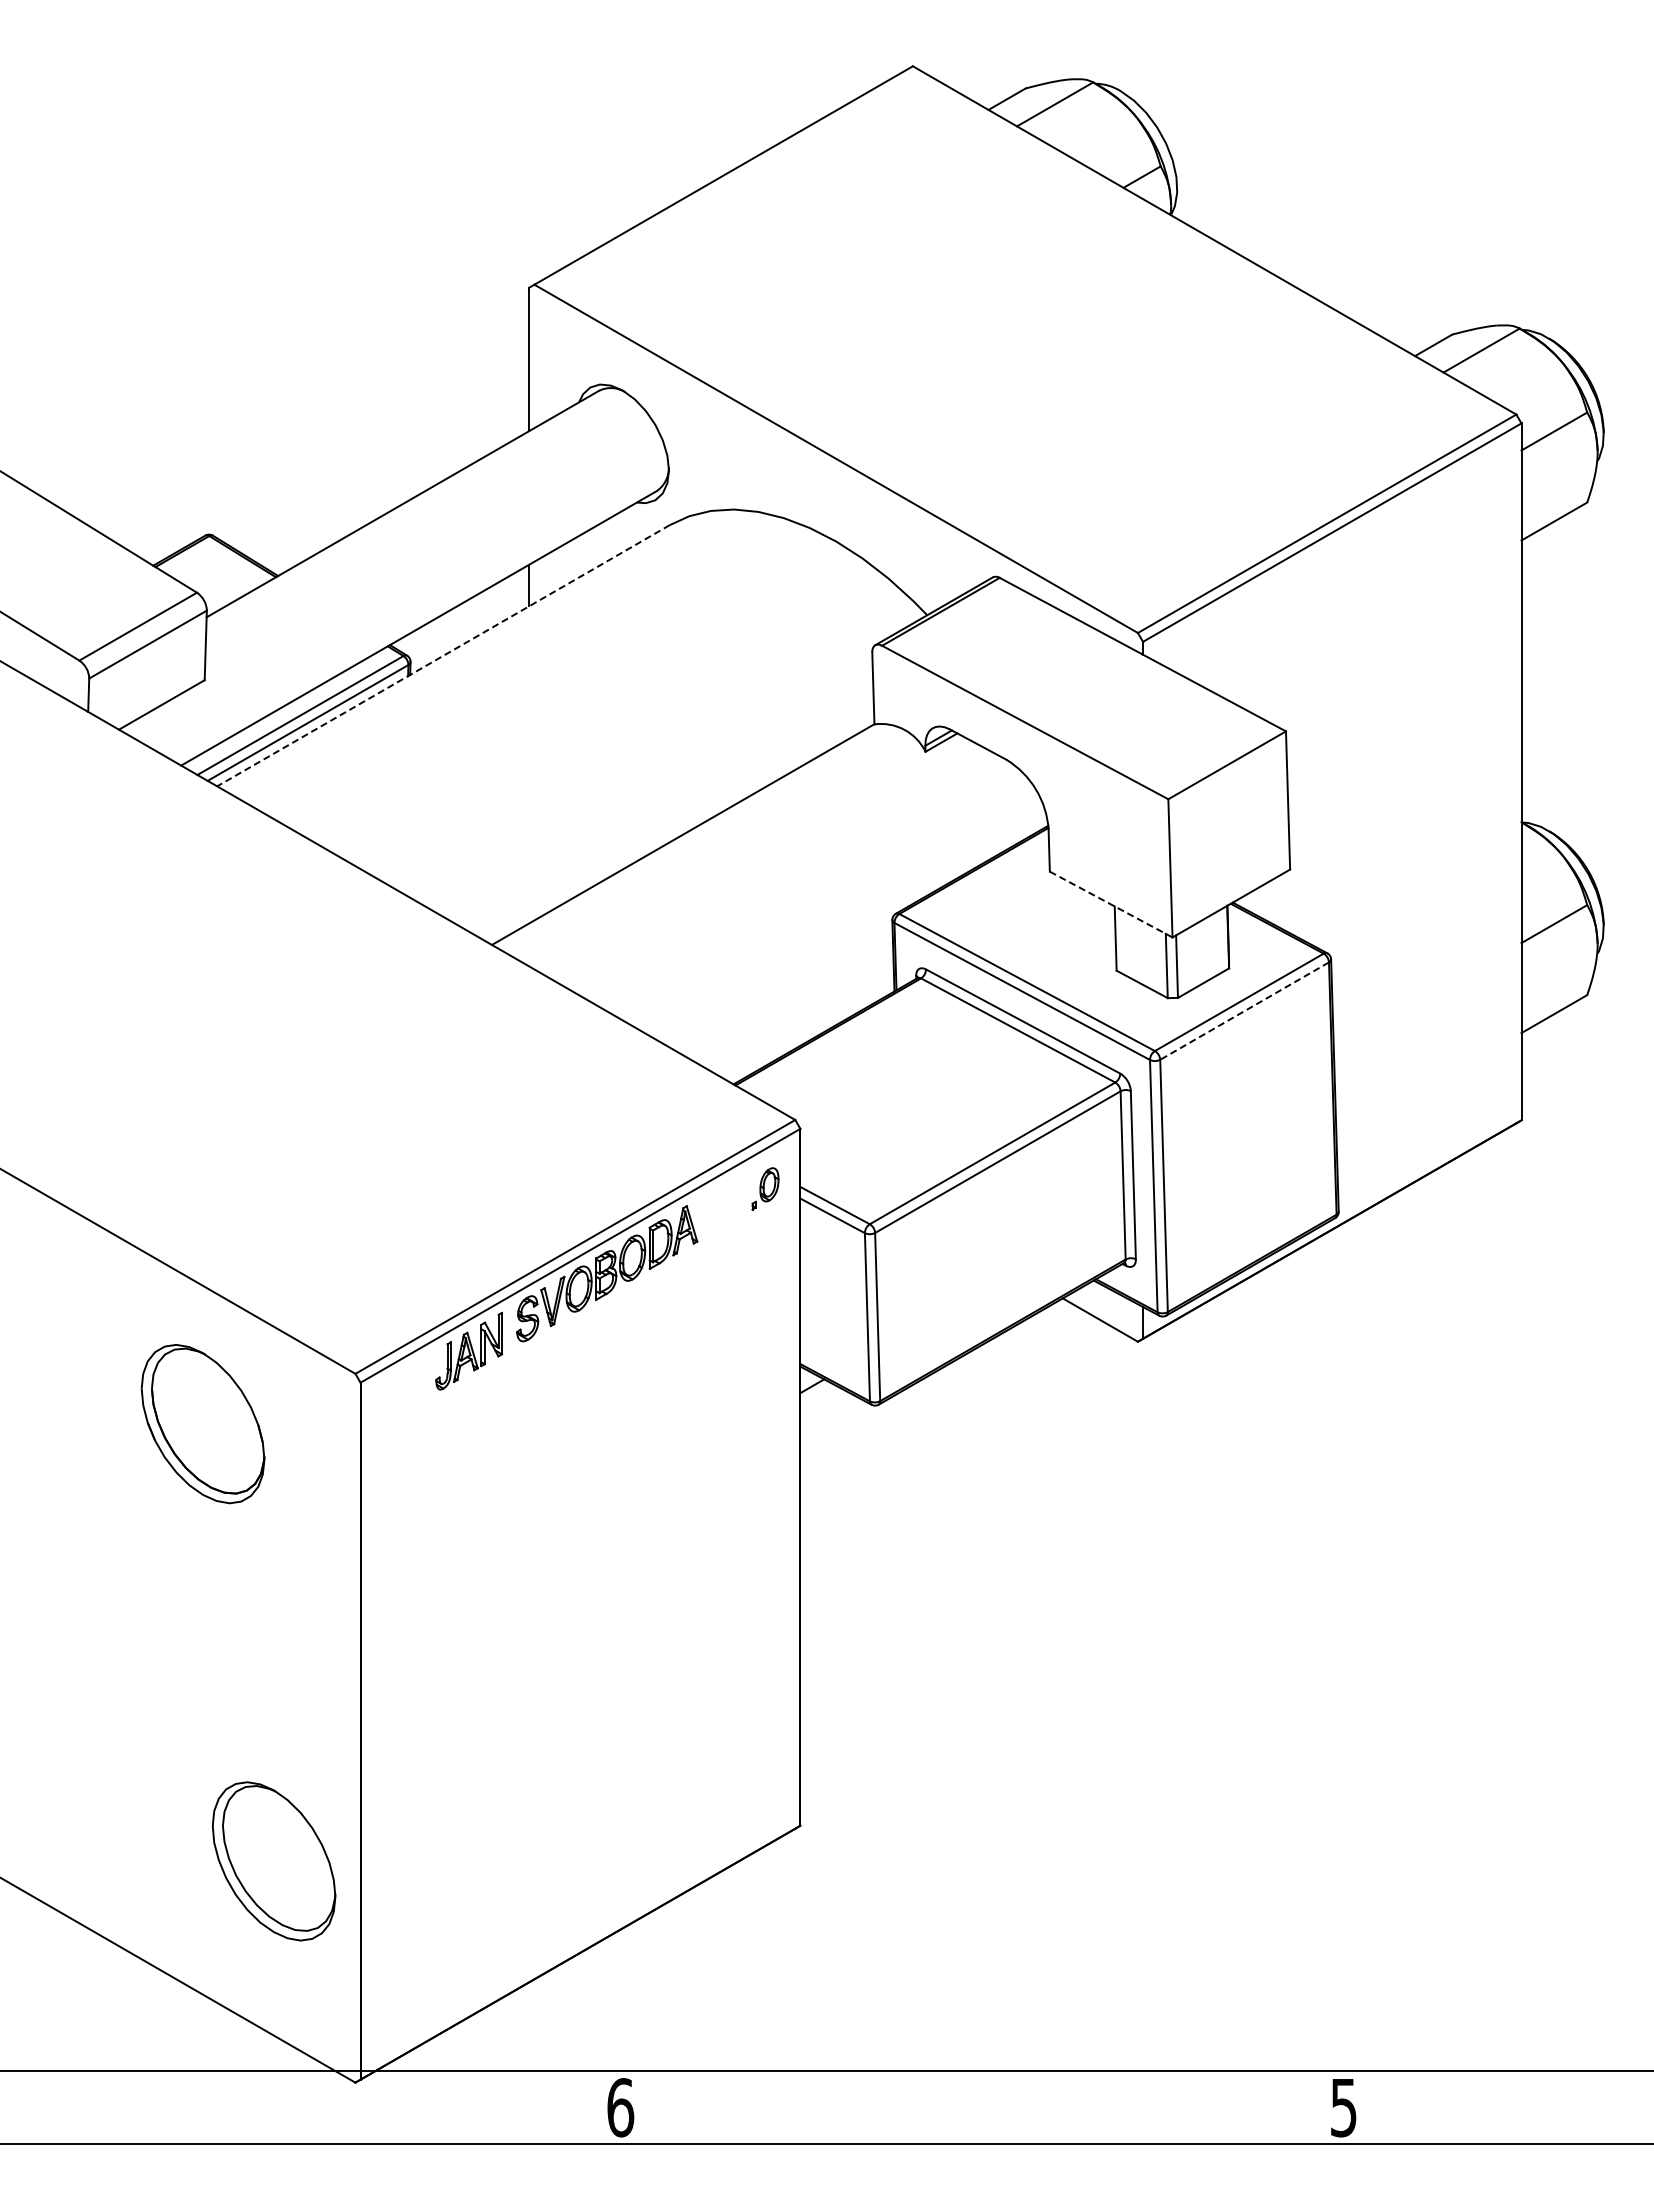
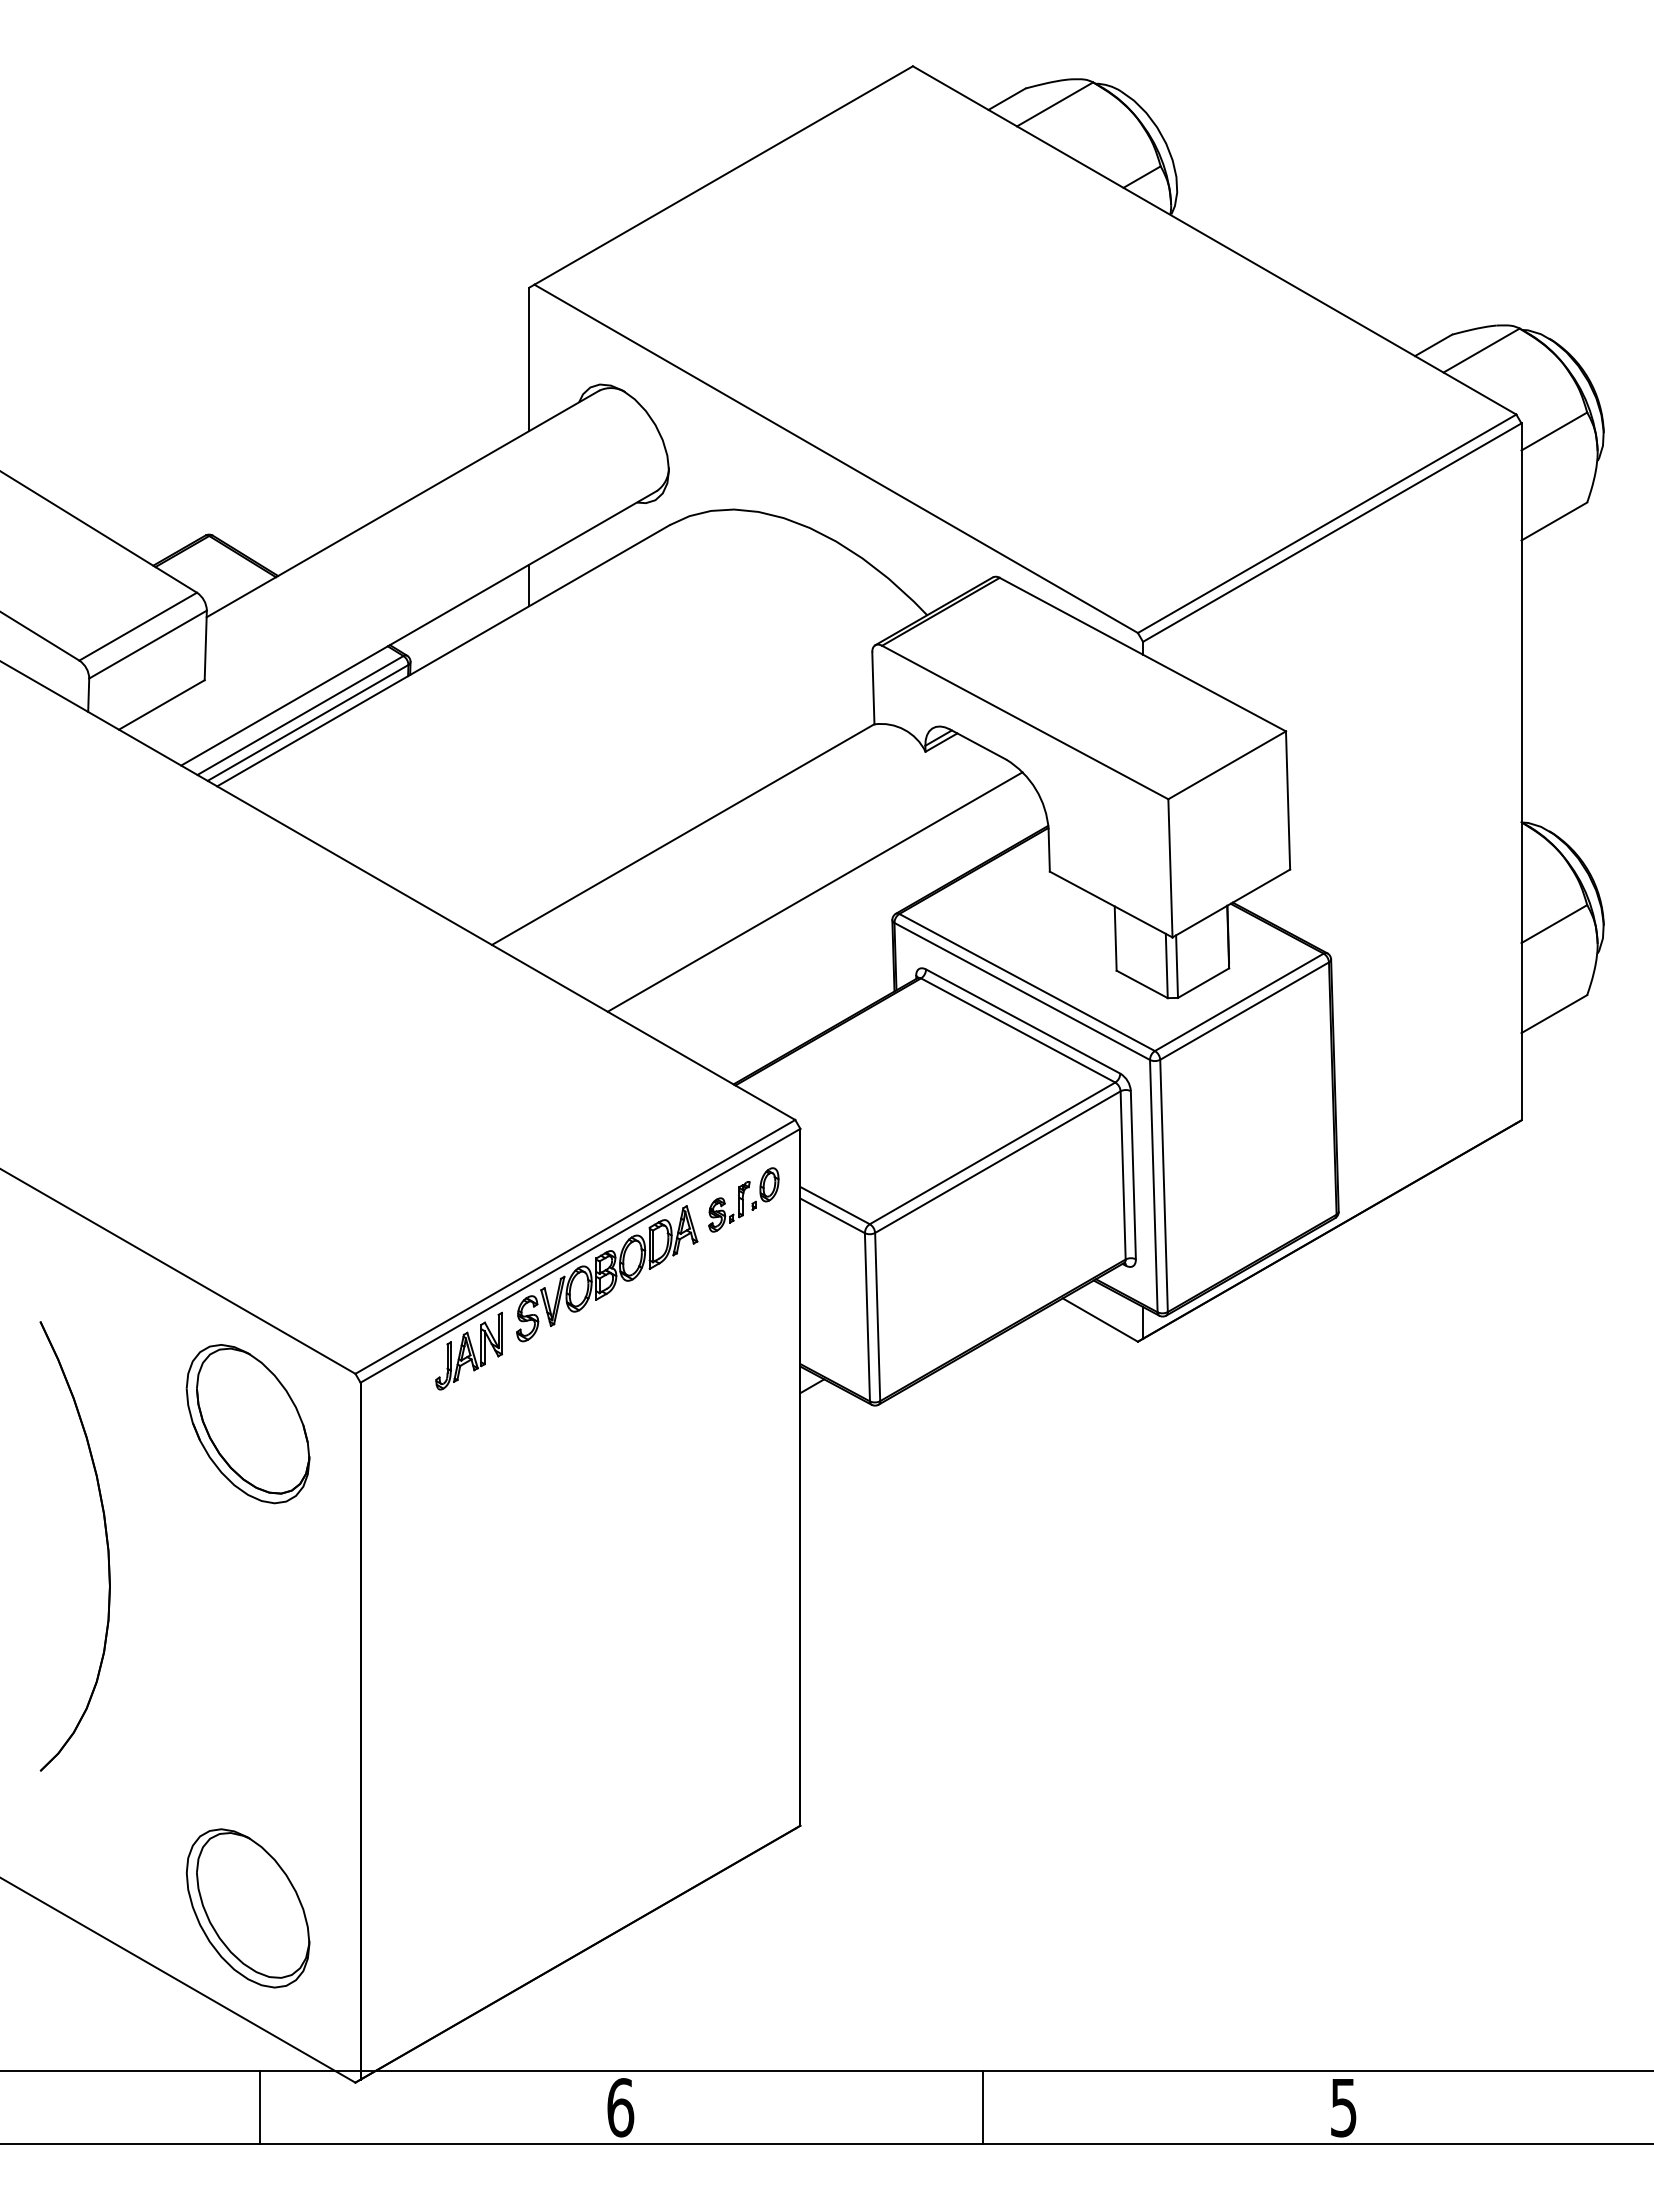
line: dashed -> solid (443, 655)
line: none -> present (814, 891)
line: dashed -> solid (1111, 904)
line: dashed -> solid (1244, 1011)
part: none -> present (729, 1206)
part position: (202, 1424) -> (247, 1424) (247, 1424)
part: none -> present (106, 1545)
part position: (273, 1861) -> (247, 1908) (247, 1908)
line: none -> present (259, 2107)
line: none -> present (982, 2107)
